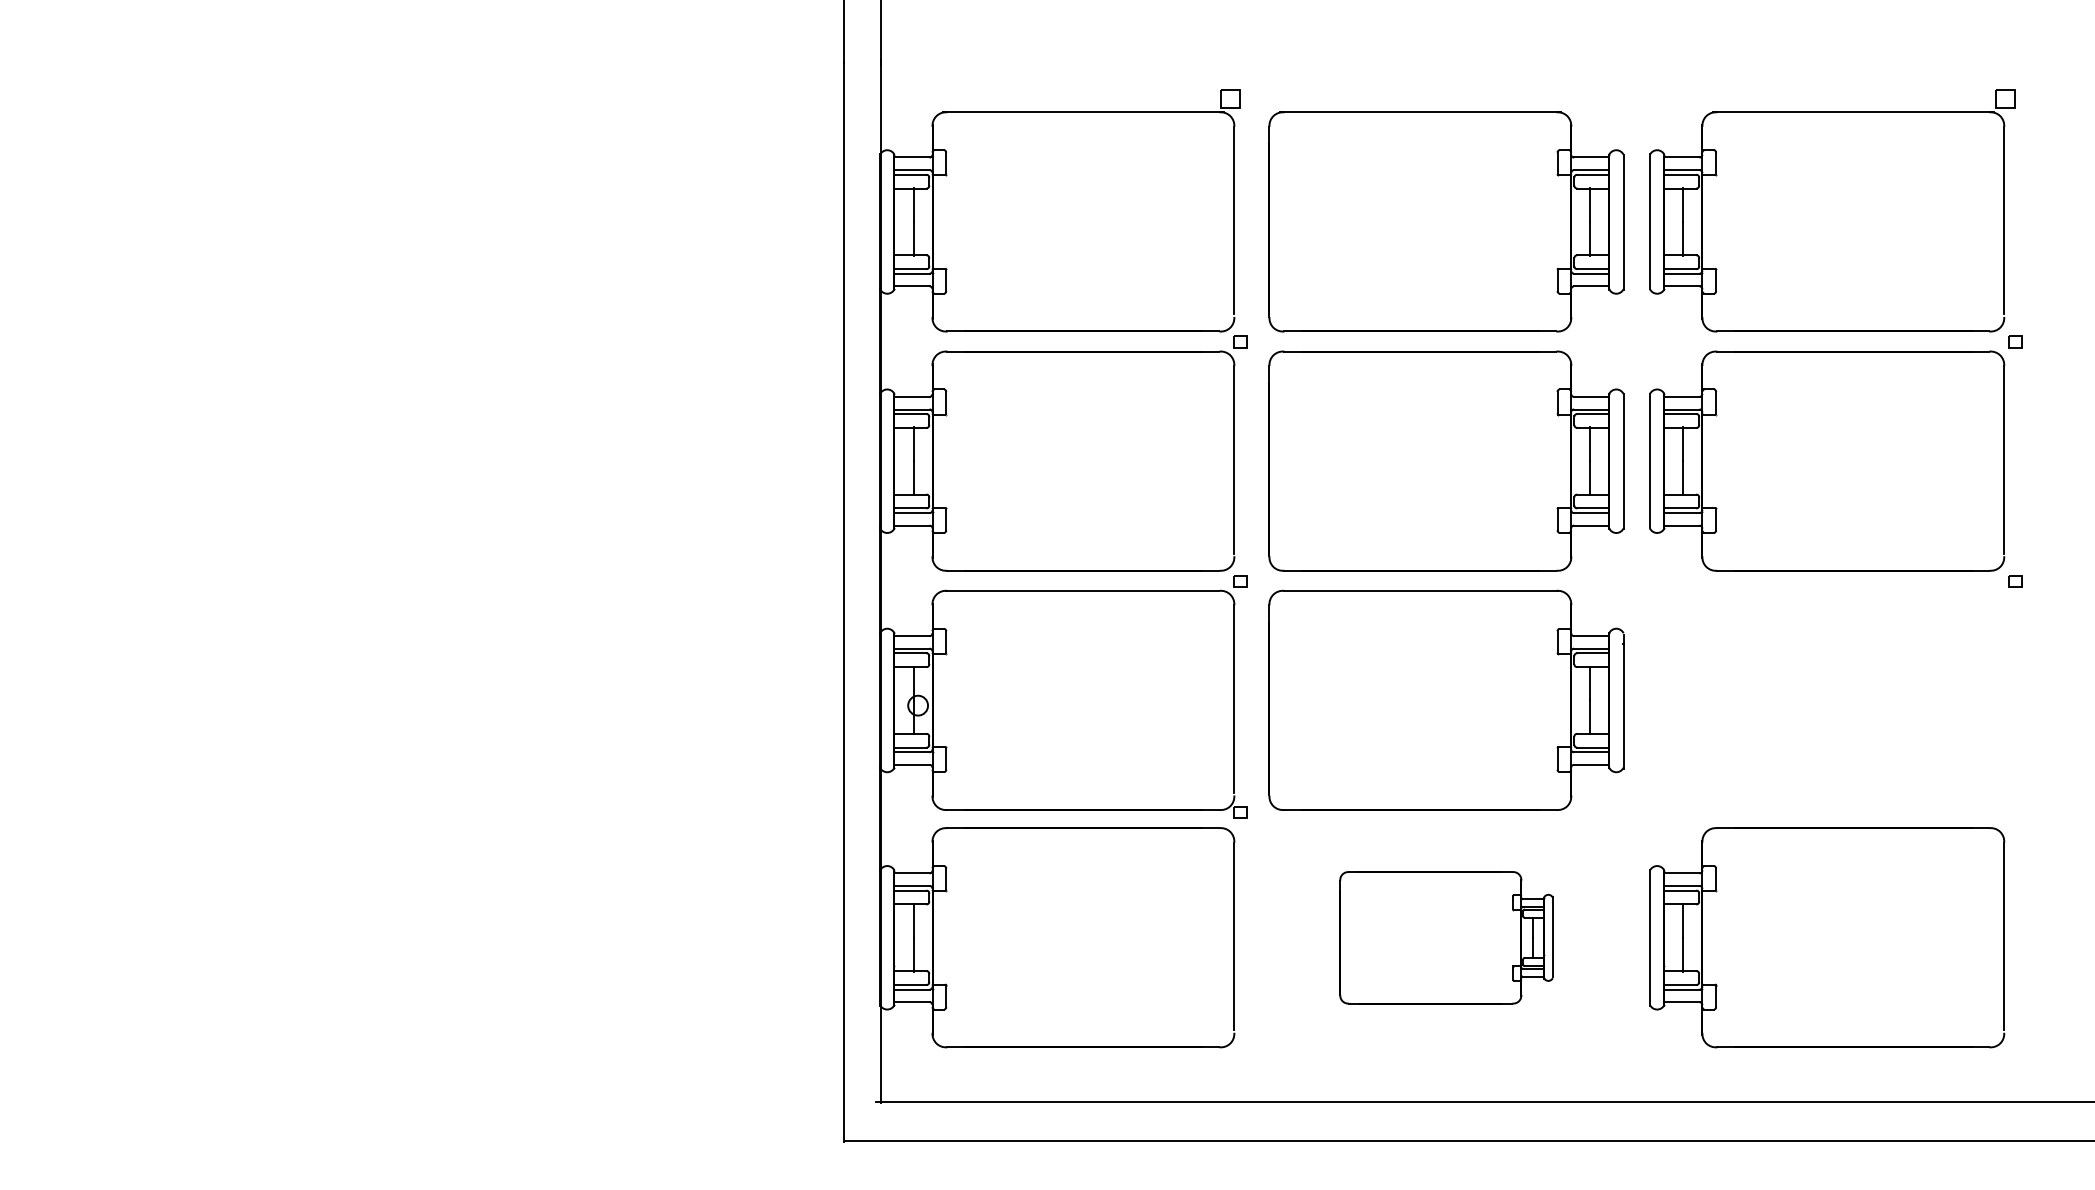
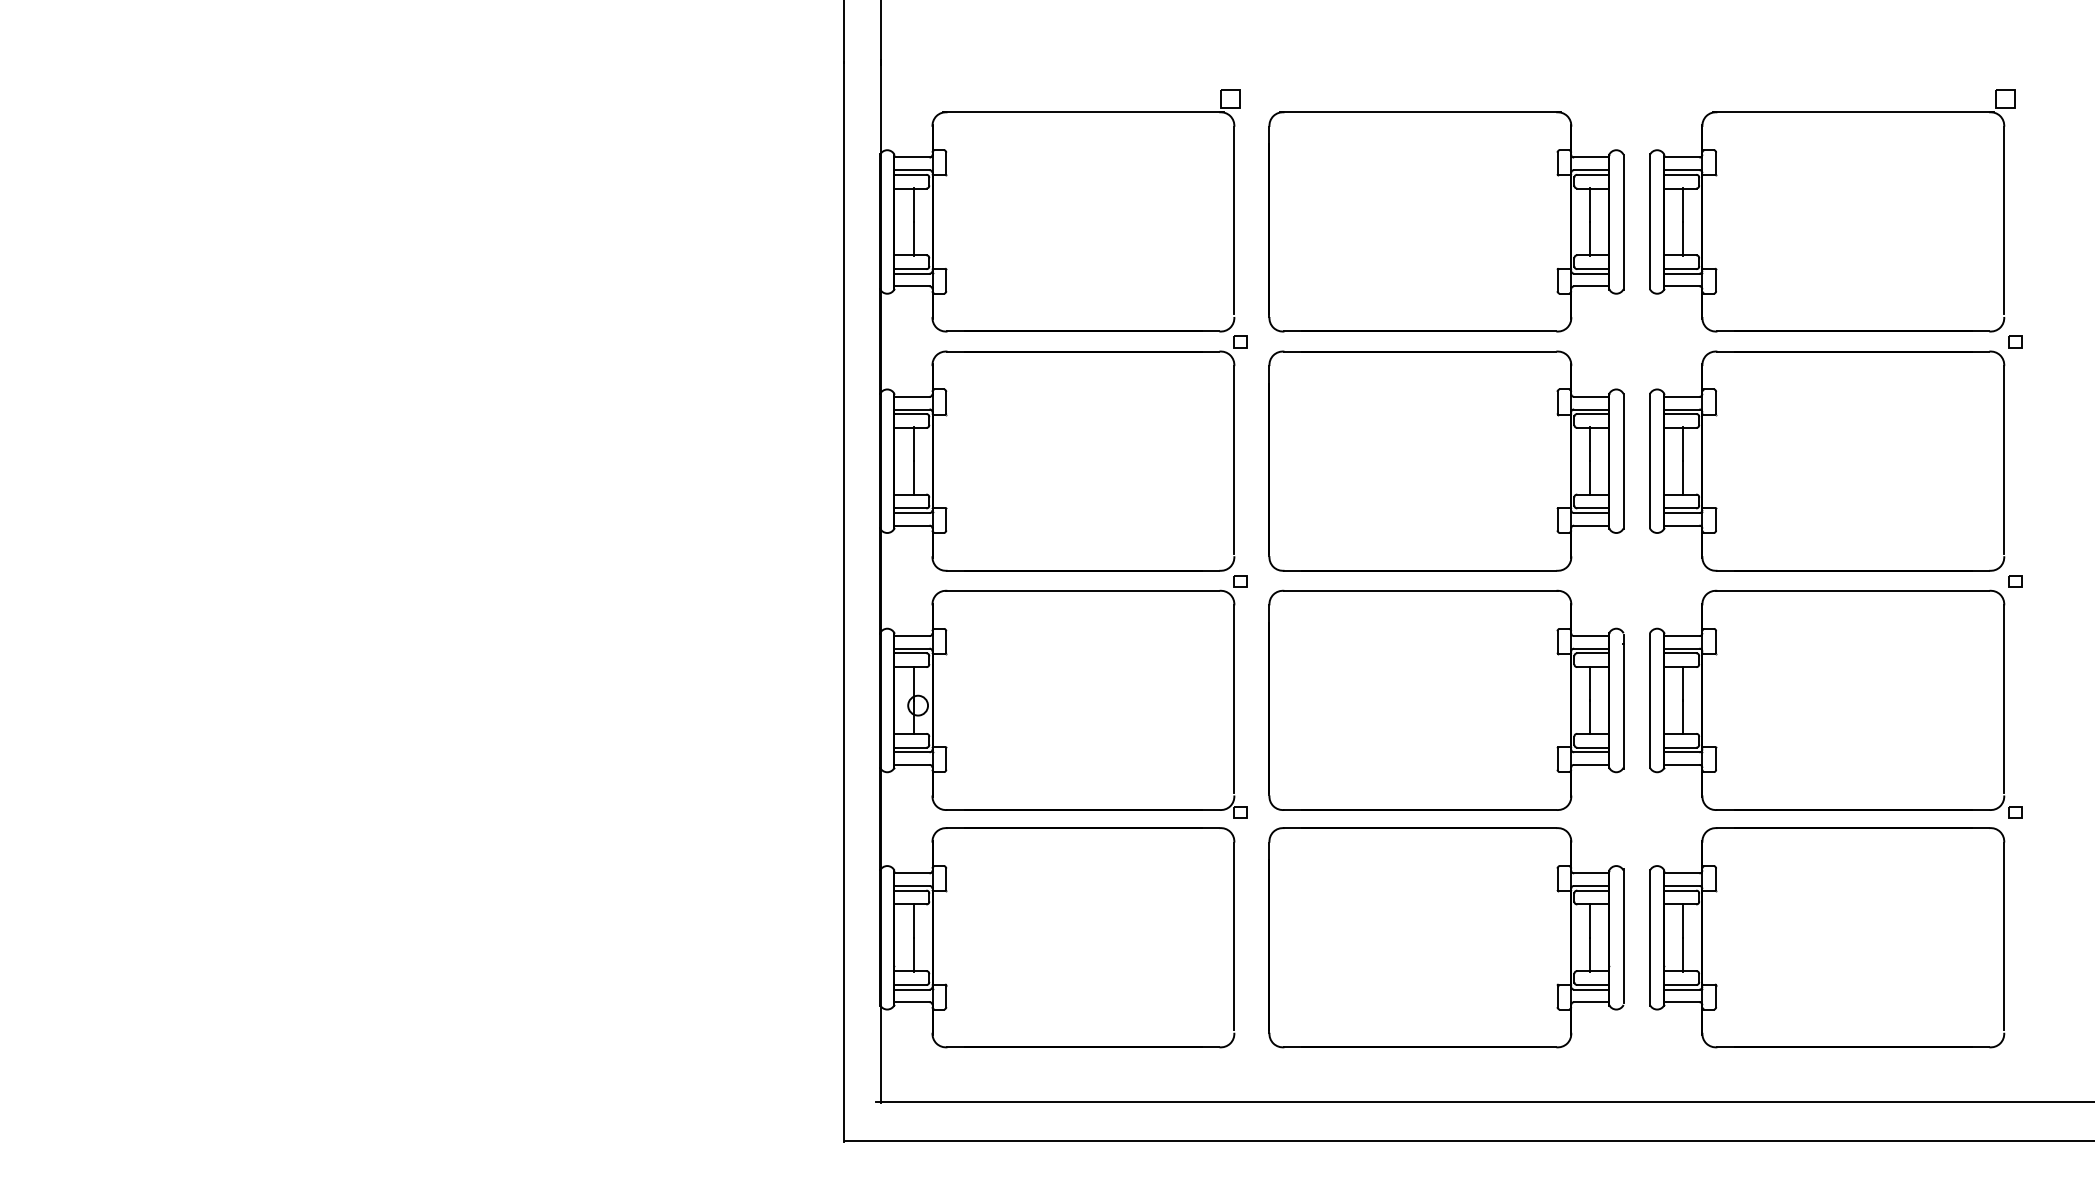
part: none -> present (1835, 809)
part size: 215x134 px -> 357x222 px (1446, 937)
